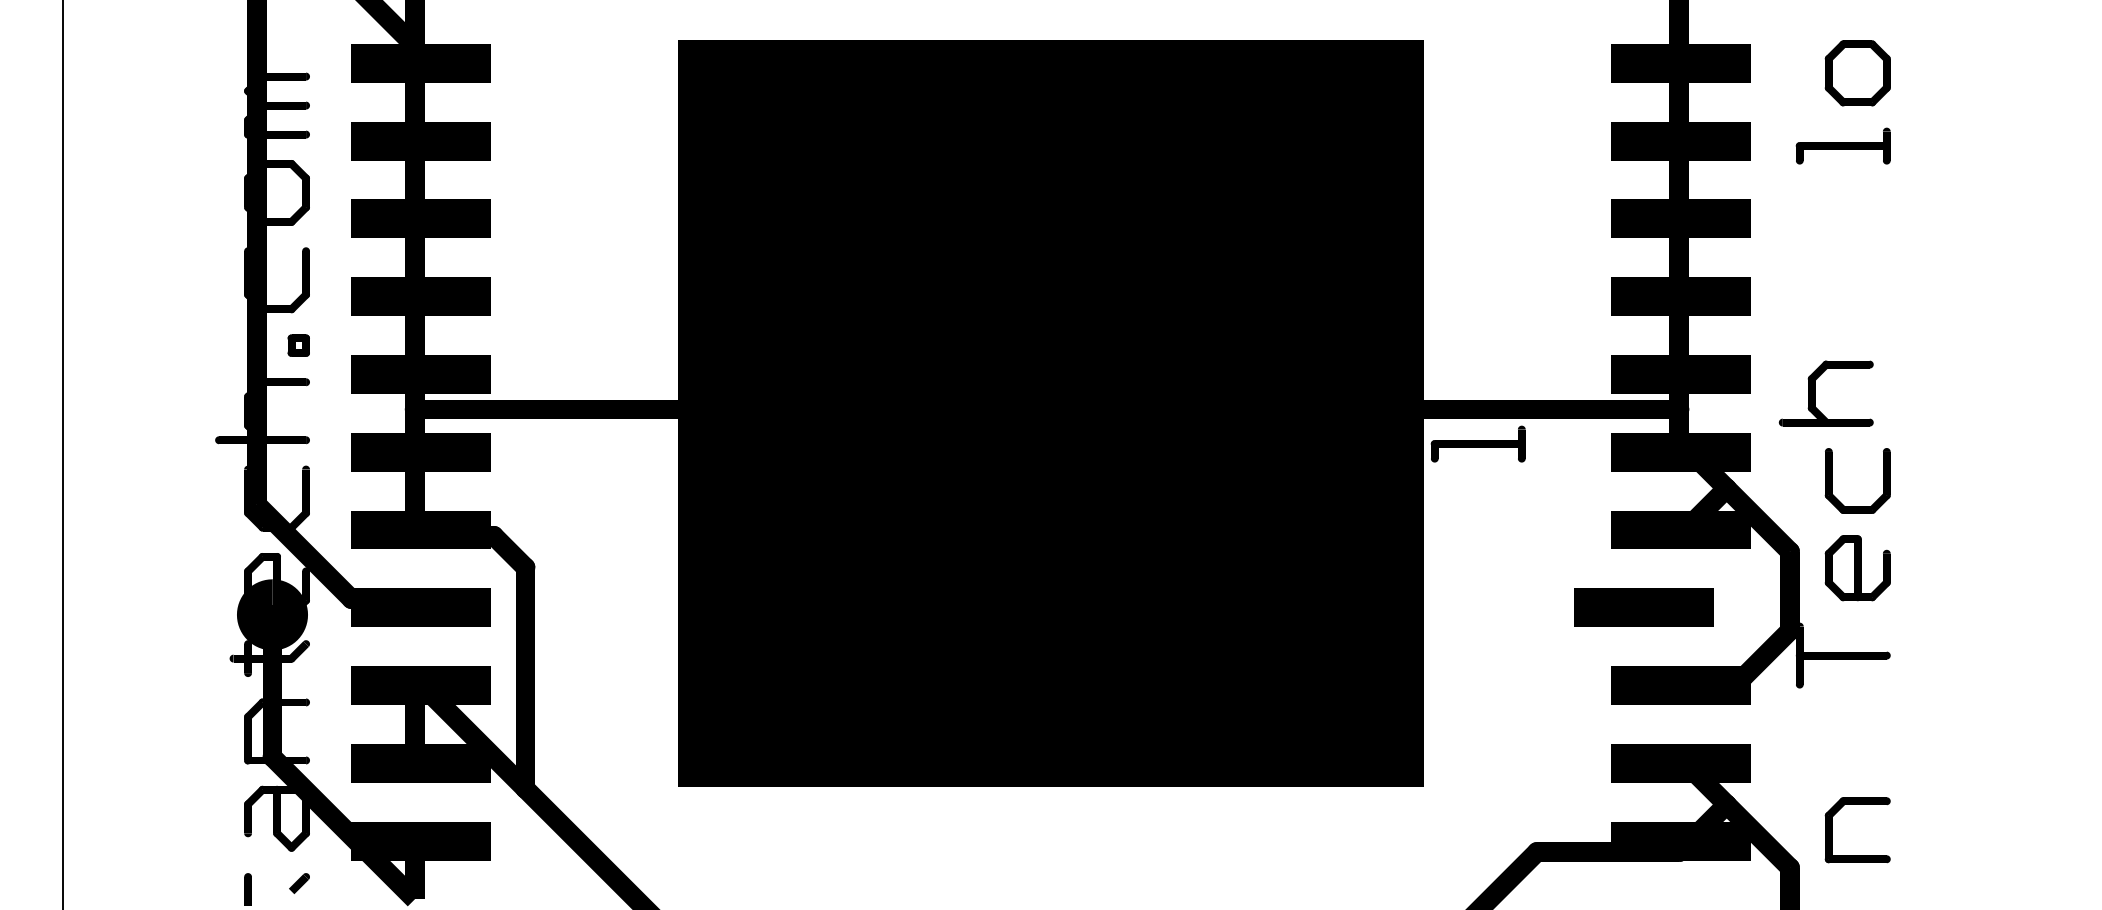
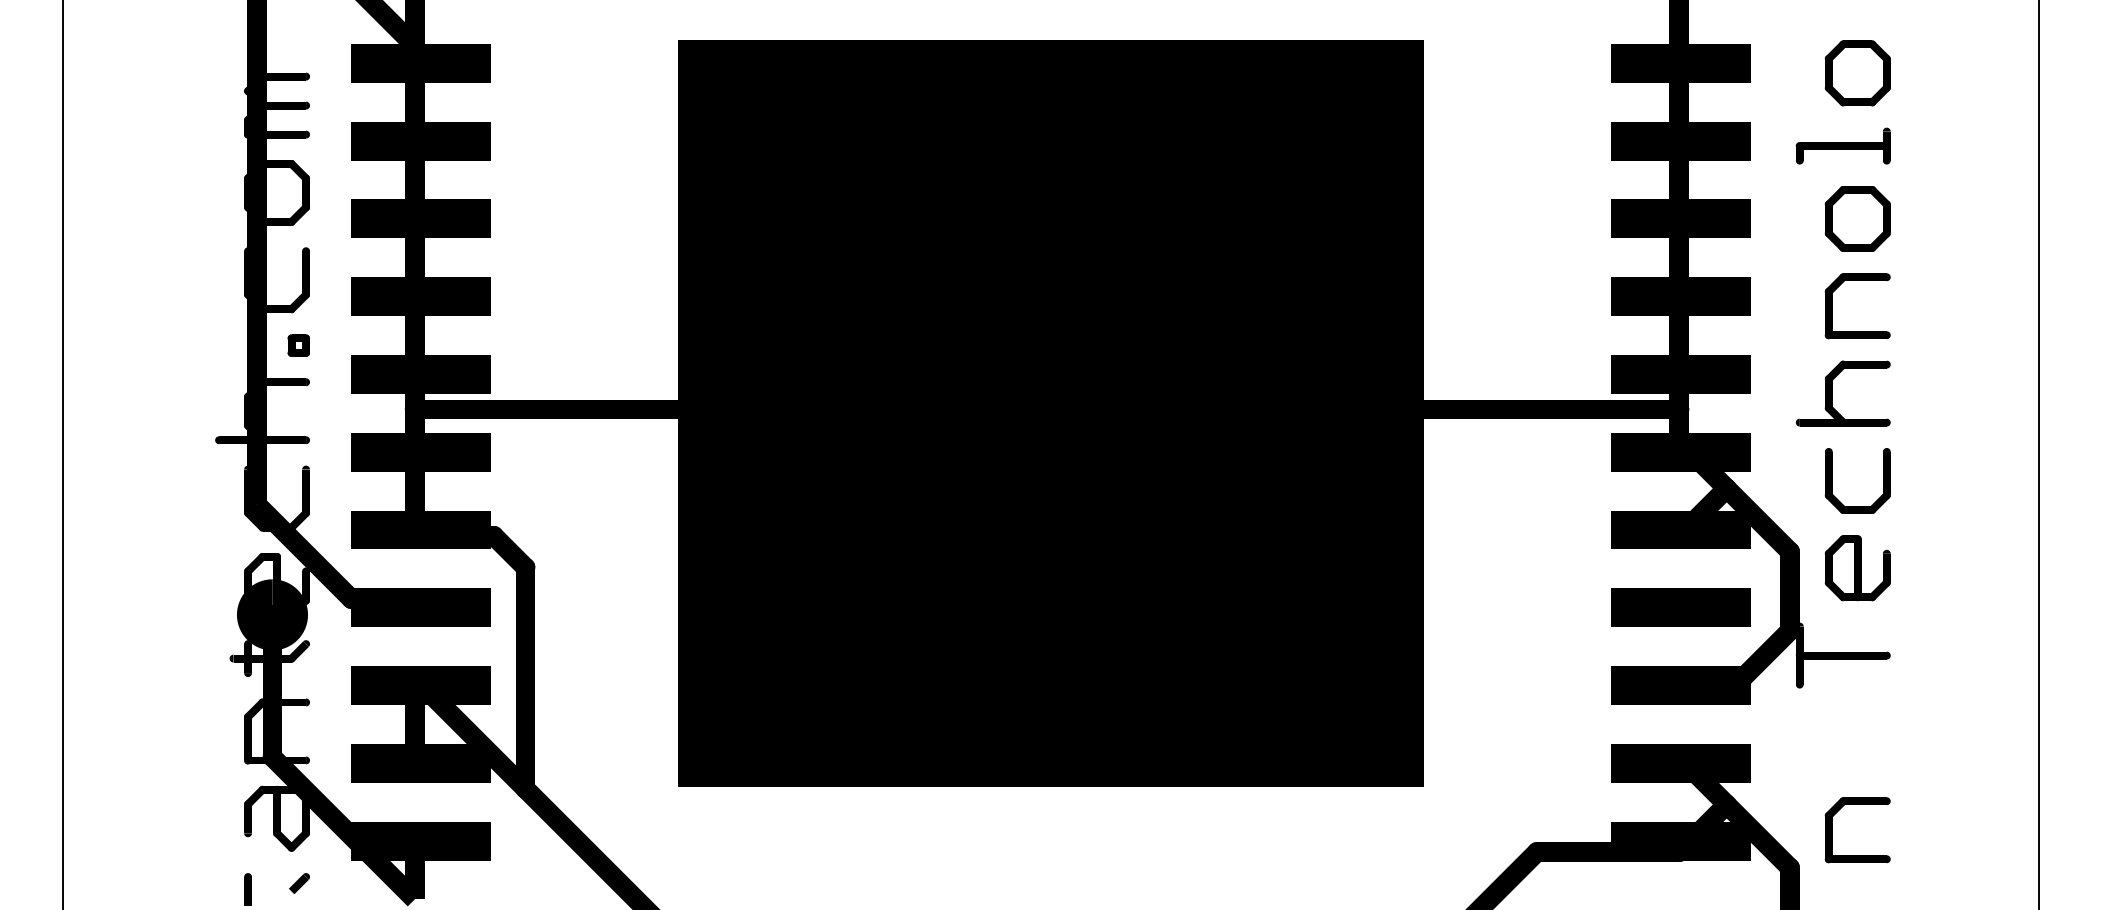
part: none -> present (1857, 218)
part: none -> present (1832, 306)
part position: (1815, 393) -> (1832, 393) (1832, 393)
part: present -> none (1477, 443)
line: none -> present (2038, 454)
part position: (1643, 607) -> (1680, 607) (1680, 607)
